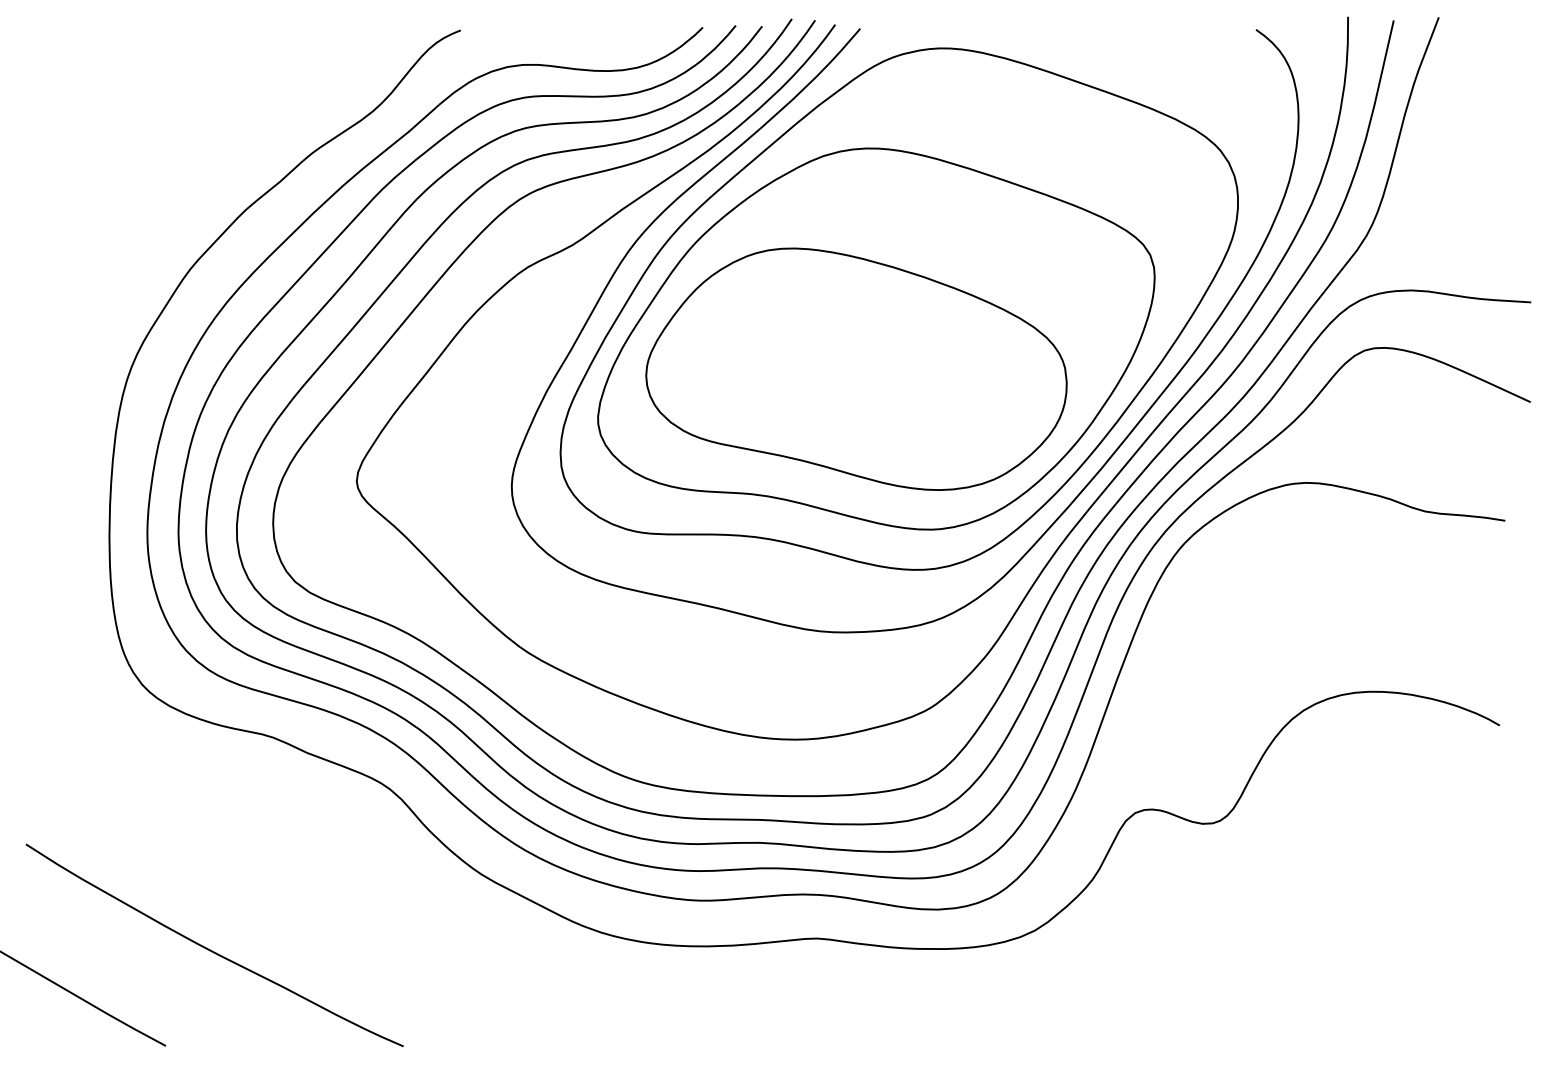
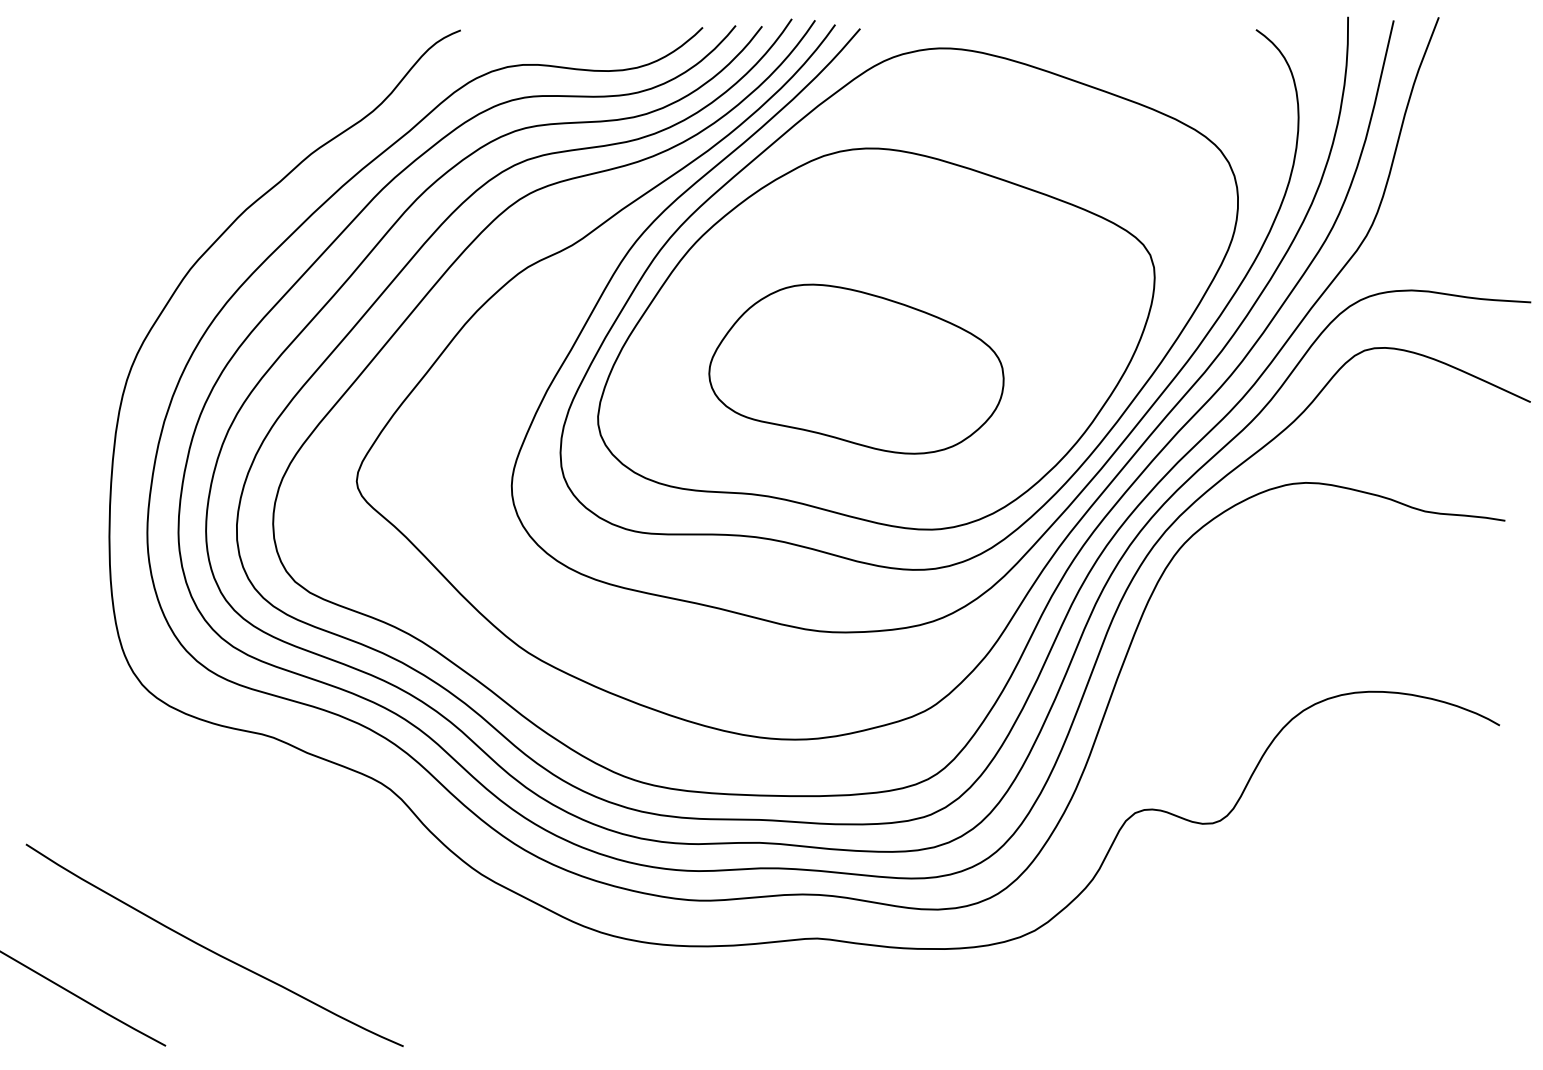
part size: 423x244 px -> 297x172 px (856, 368)
